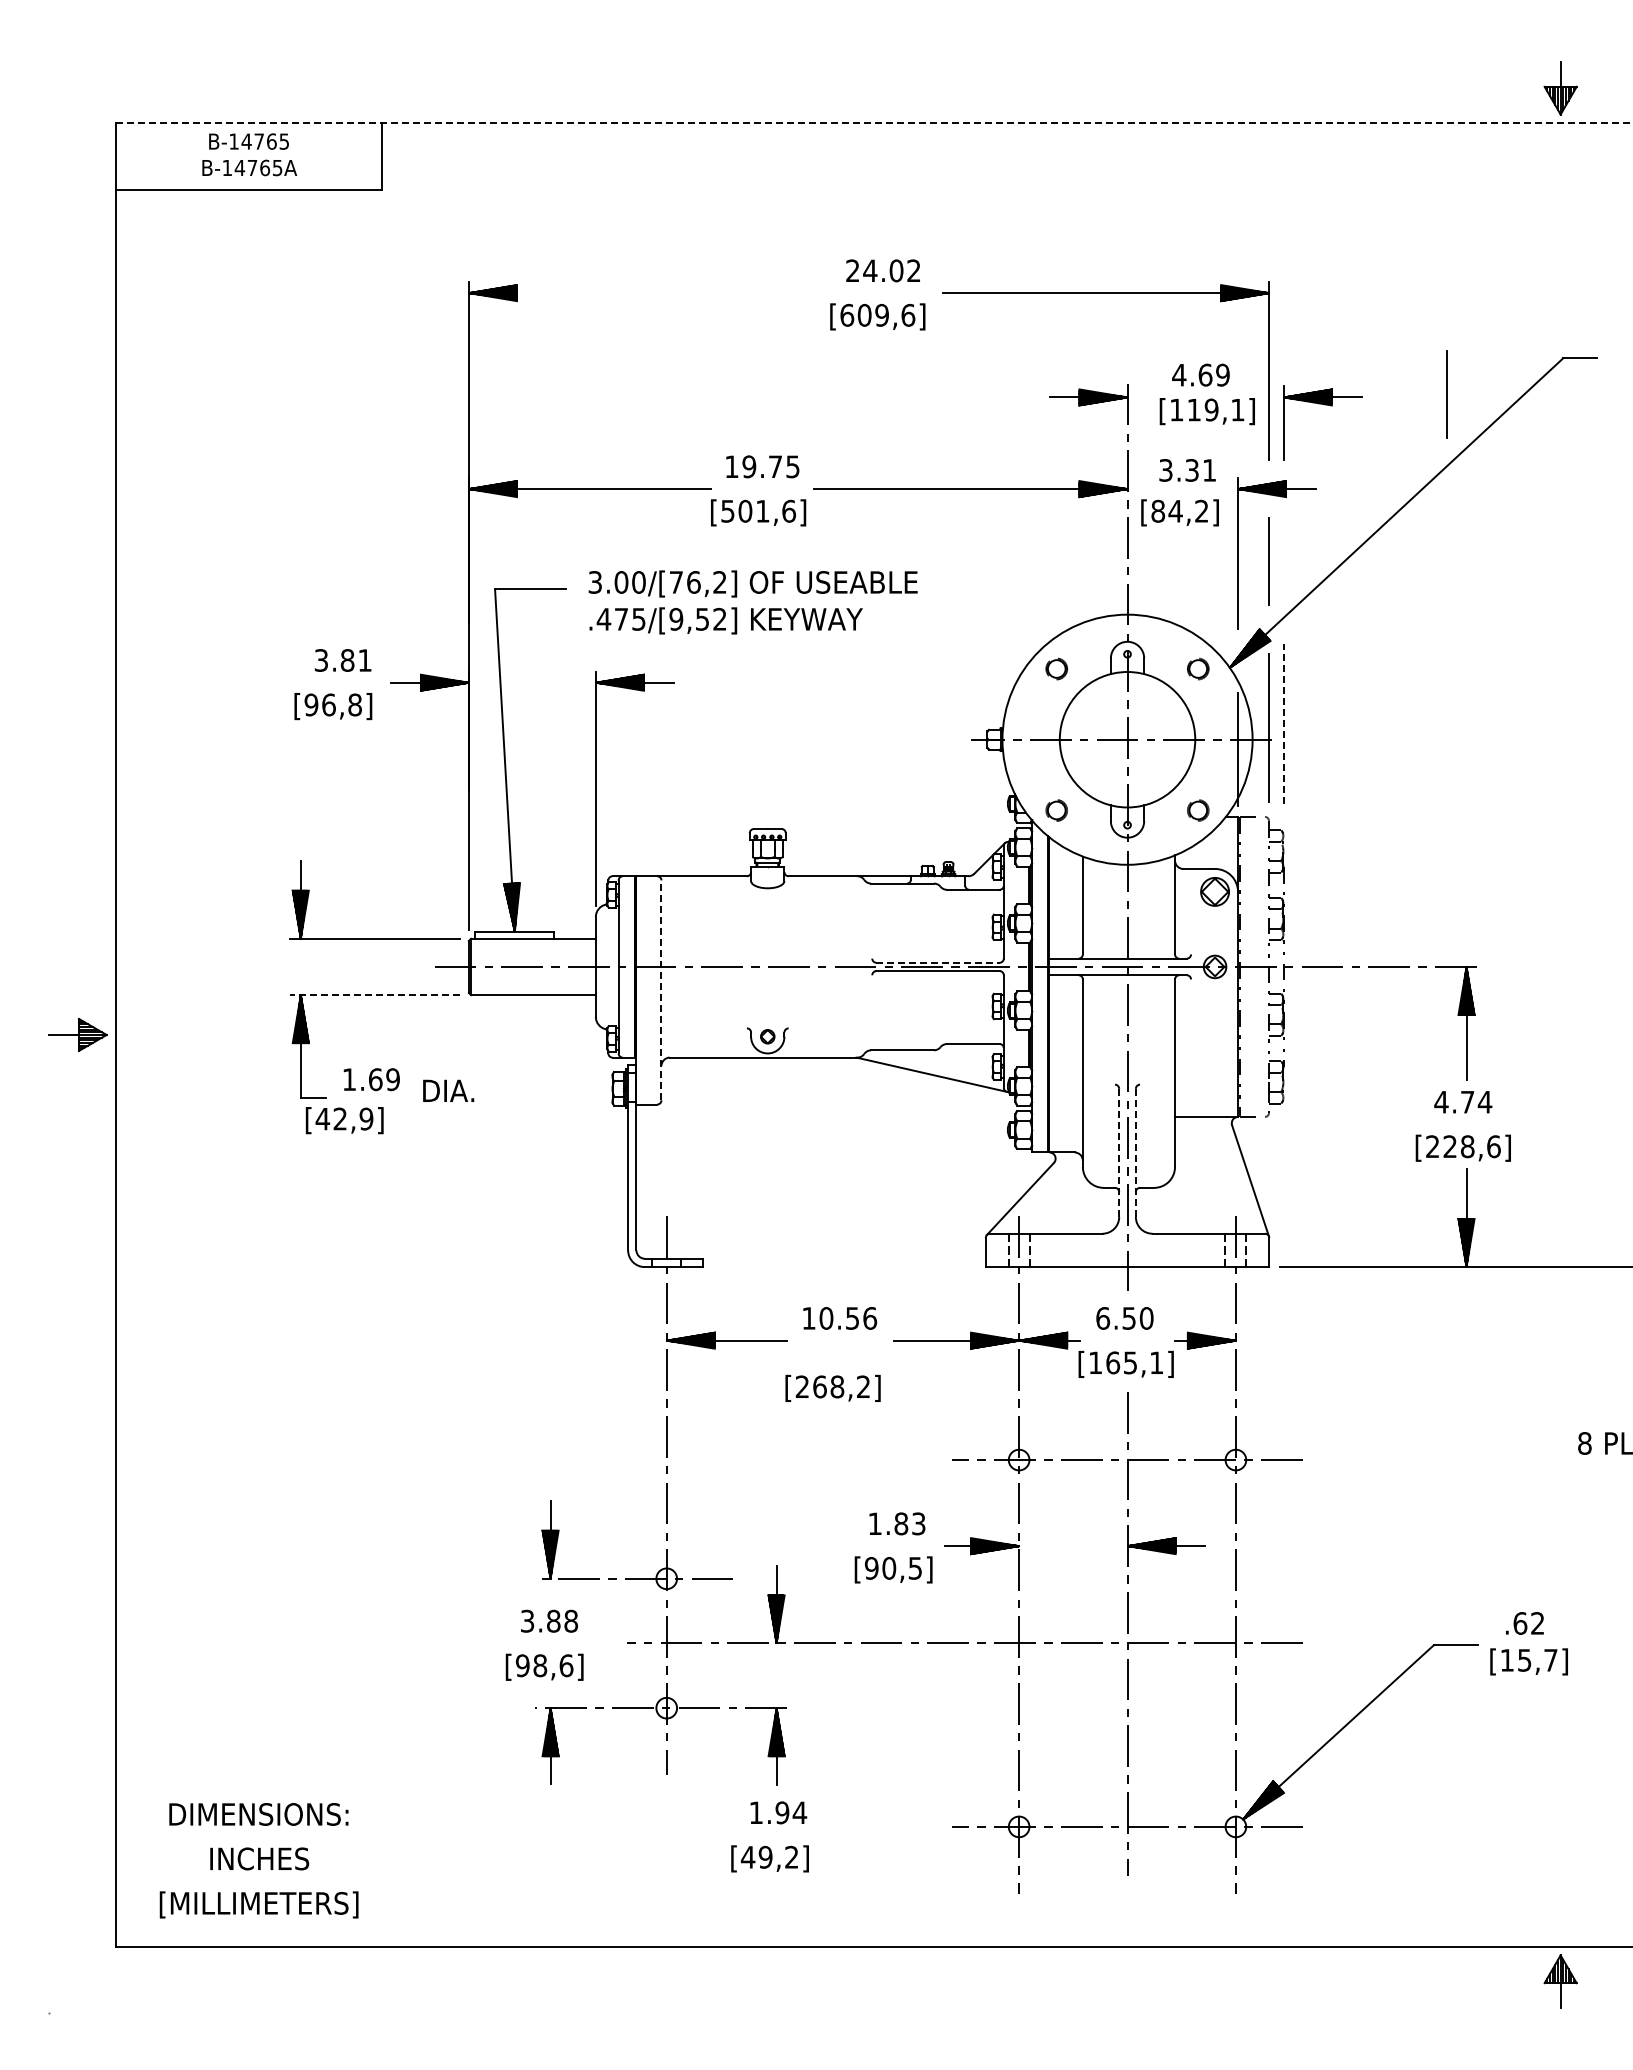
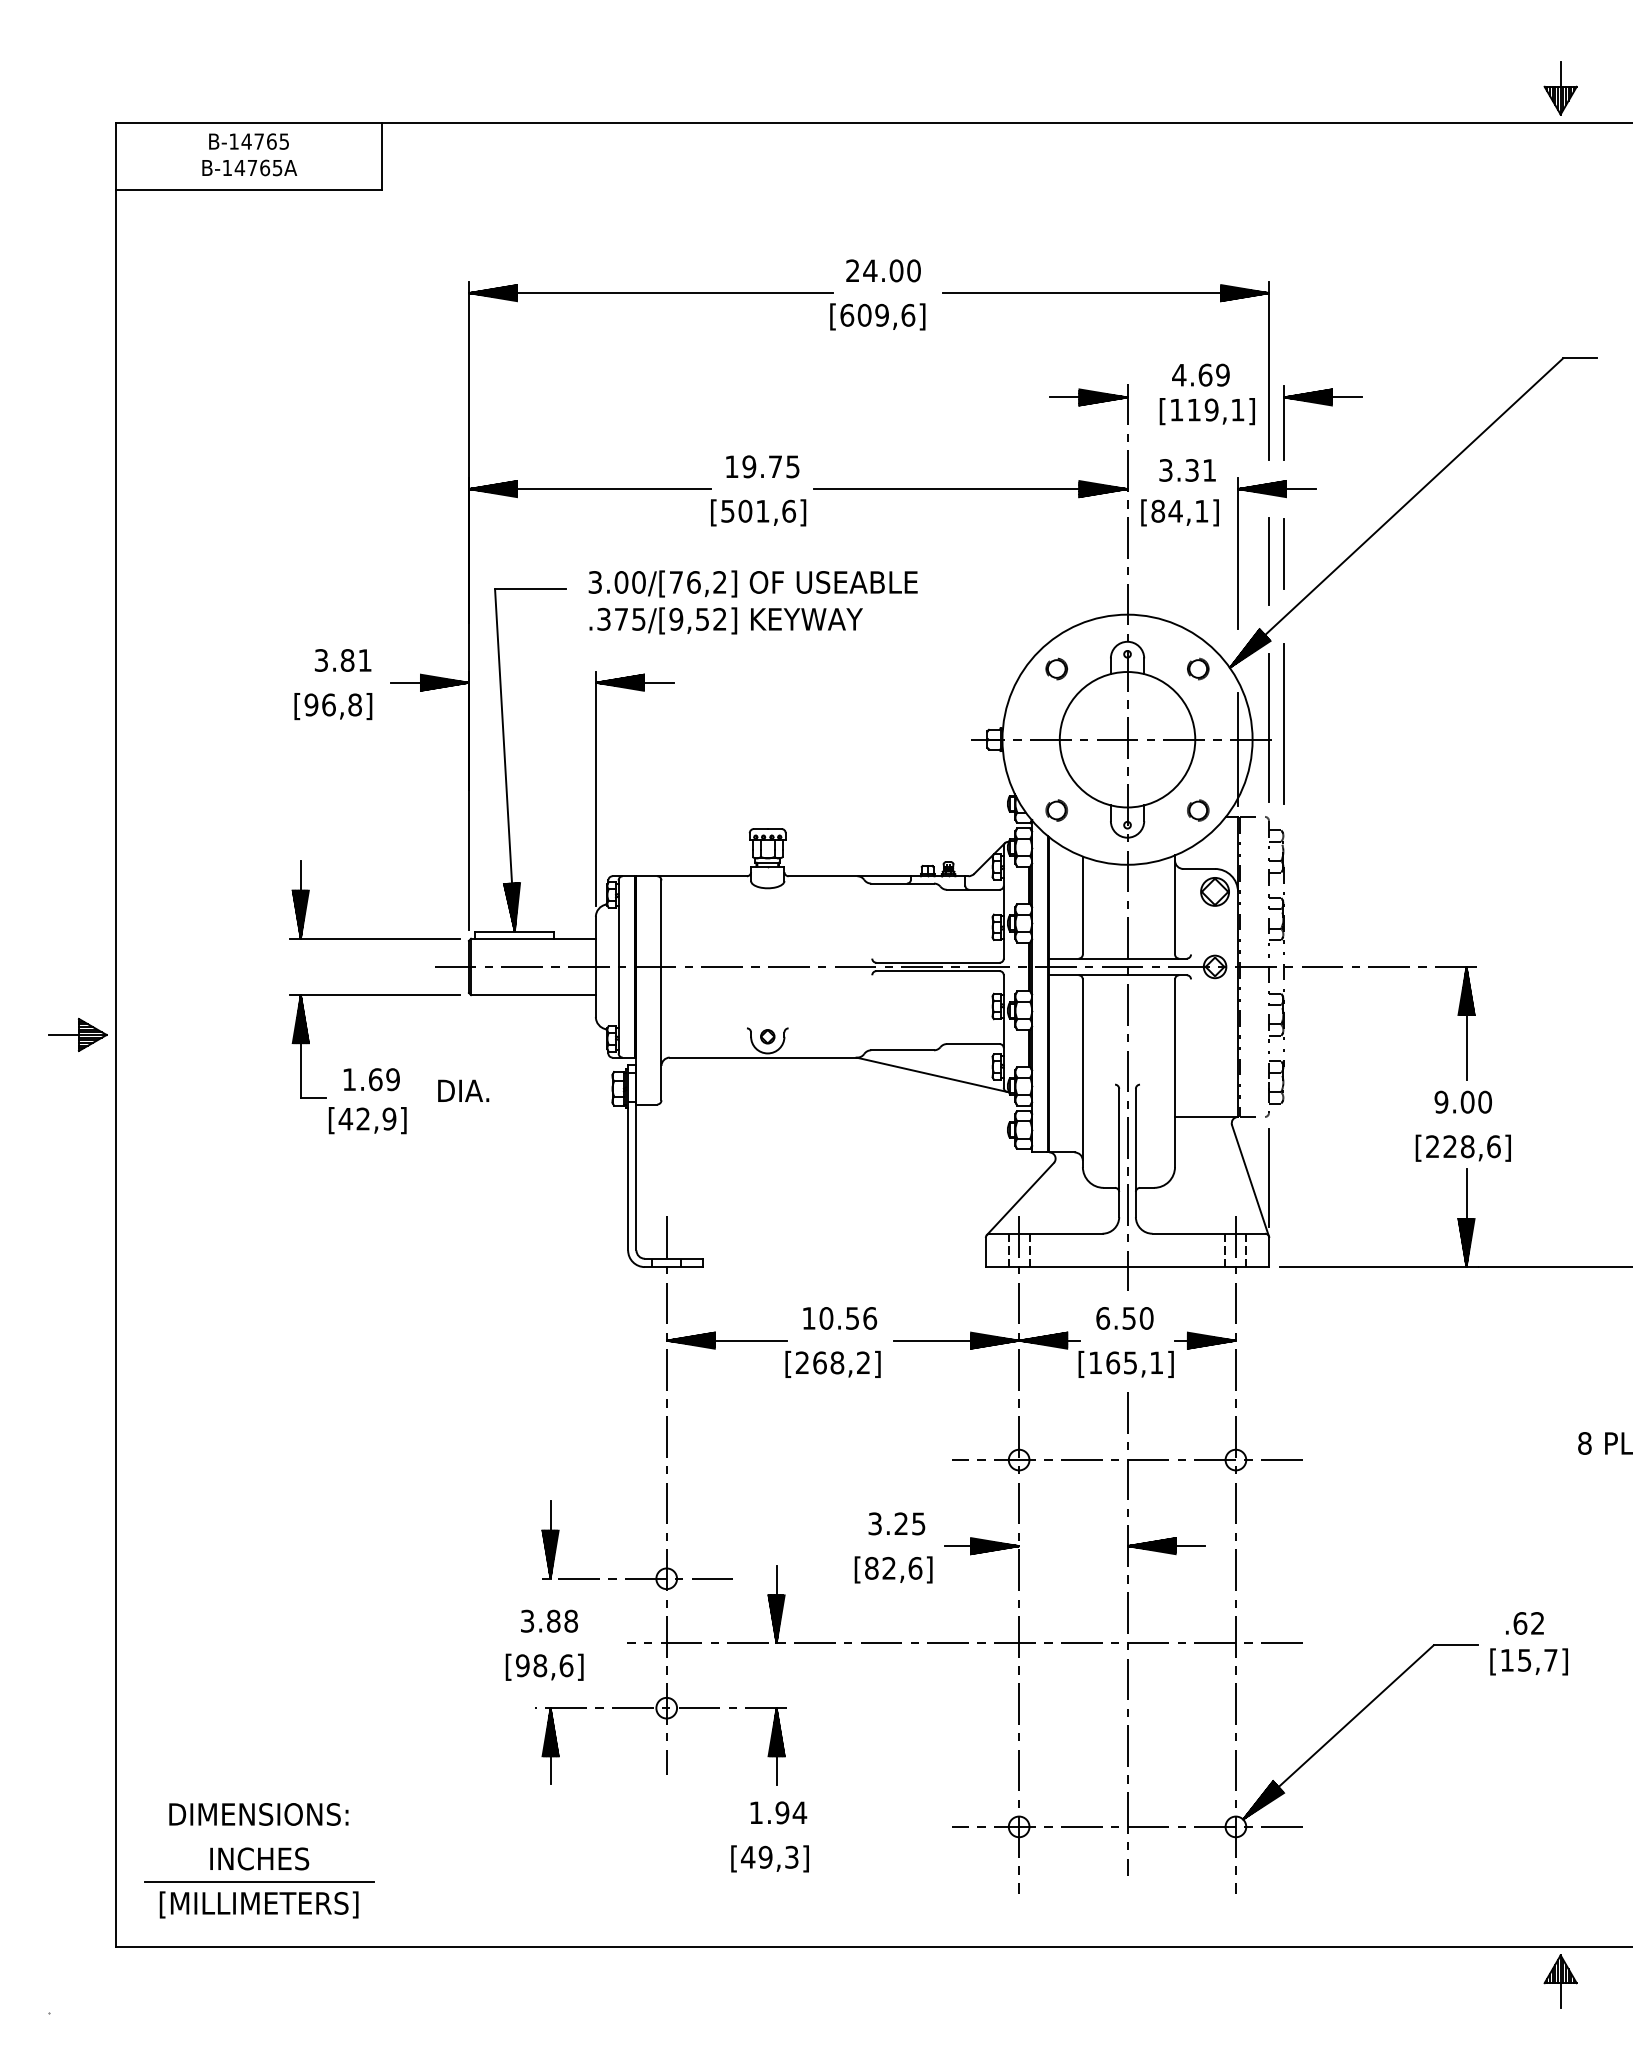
line: dashed -> solid (874, 123)
text: 24.02 -> 24.00 (913, 270)
line: none -> present (650, 293)
line: present -> none (1446, 394)
text: [84,2] -> [84,1] (1201, 510)
line: none -> present (1283, 553)
text: .475/[9,52] -> .375/[9,52] (603, 618)
line: dashed -> solid (1283, 723)
line: dashed -> solid (938, 962)
line: dashed -> solid (661, 990)
line: dashed -> solid (374, 995)
text position: (448, 1090) -> (463, 1090) (463, 1090)
text: 4.74 -> 9.00 (1463, 1101)
text position: (344, 1120) -> (367, 1120) (367, 1120)
line: dashed -> solid (1119, 1152)
line: dashed -> solid (1135, 1152)
line: none -> present (1269, 1177)
text position: (832, 1387) -> (832, 1363) (832, 1363)
text: 1.83 -> 3.25 (896, 1523)
text: [90,5] -> [82,6] (893, 1567)
text: [49,2] -> [49,3] (791, 1857)
line: none -> present (258, 1882)
